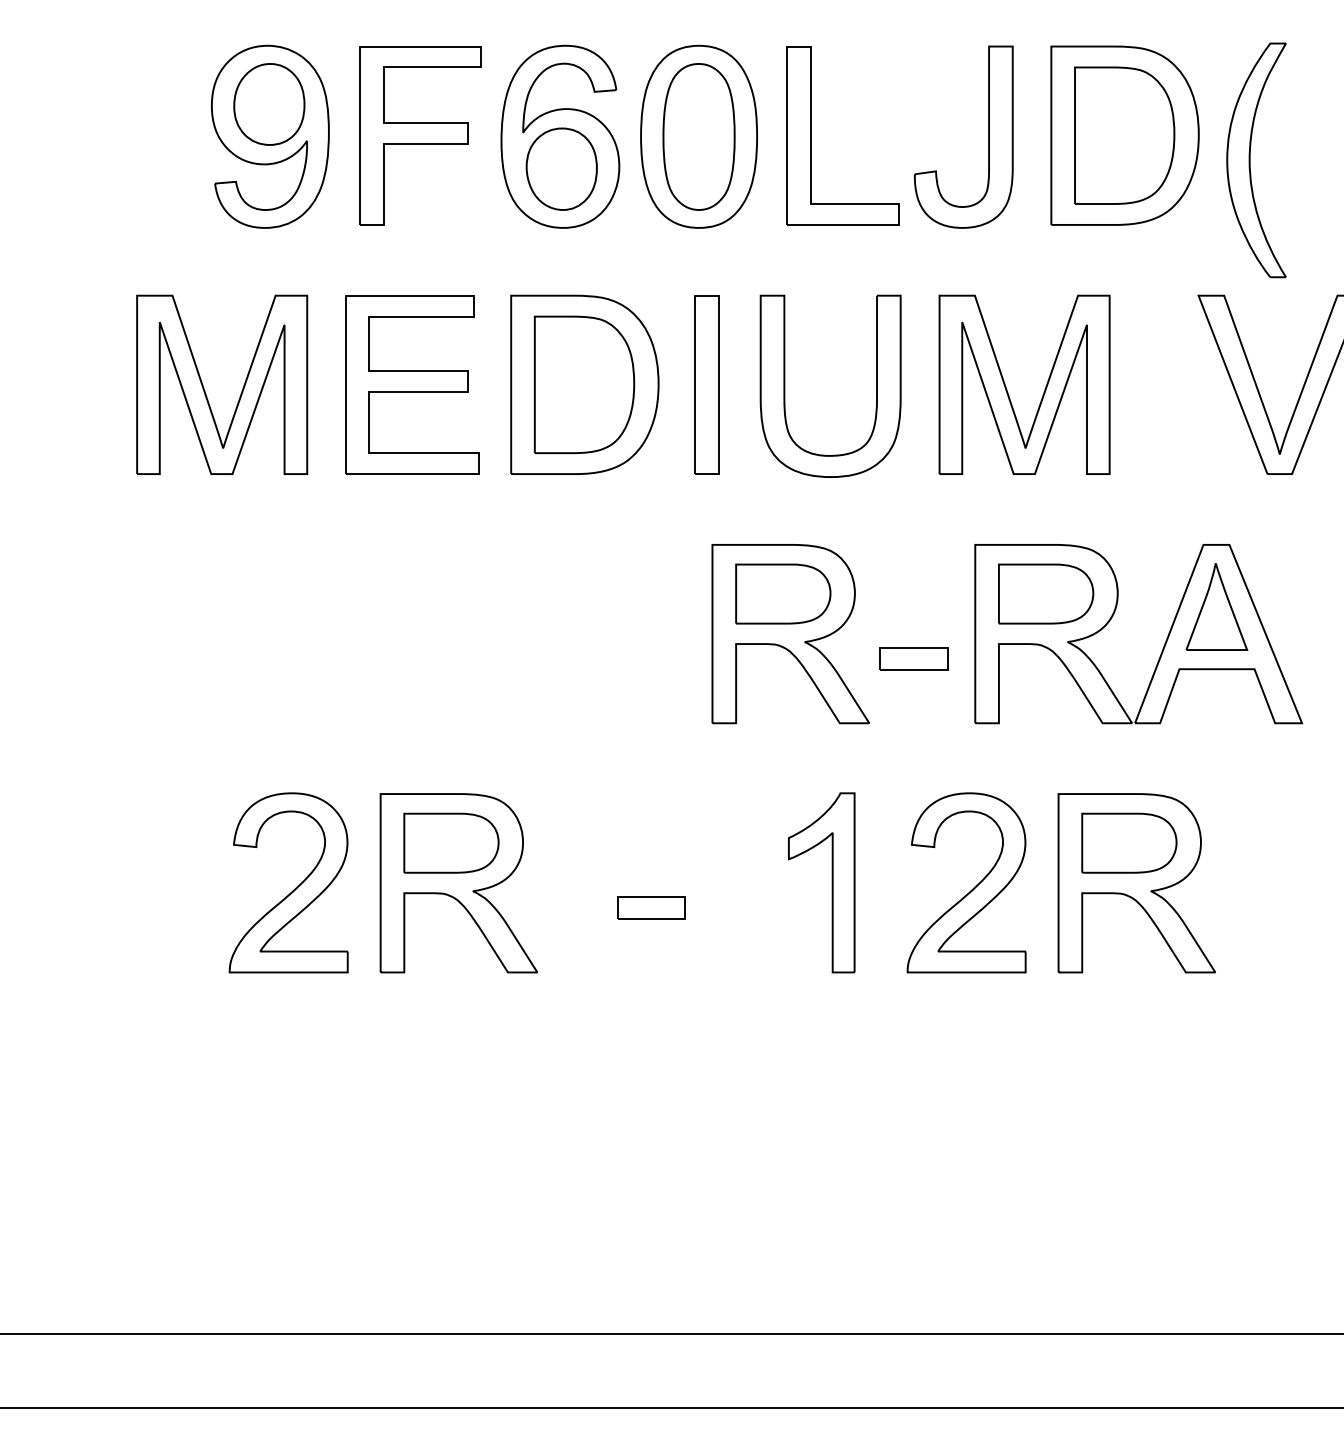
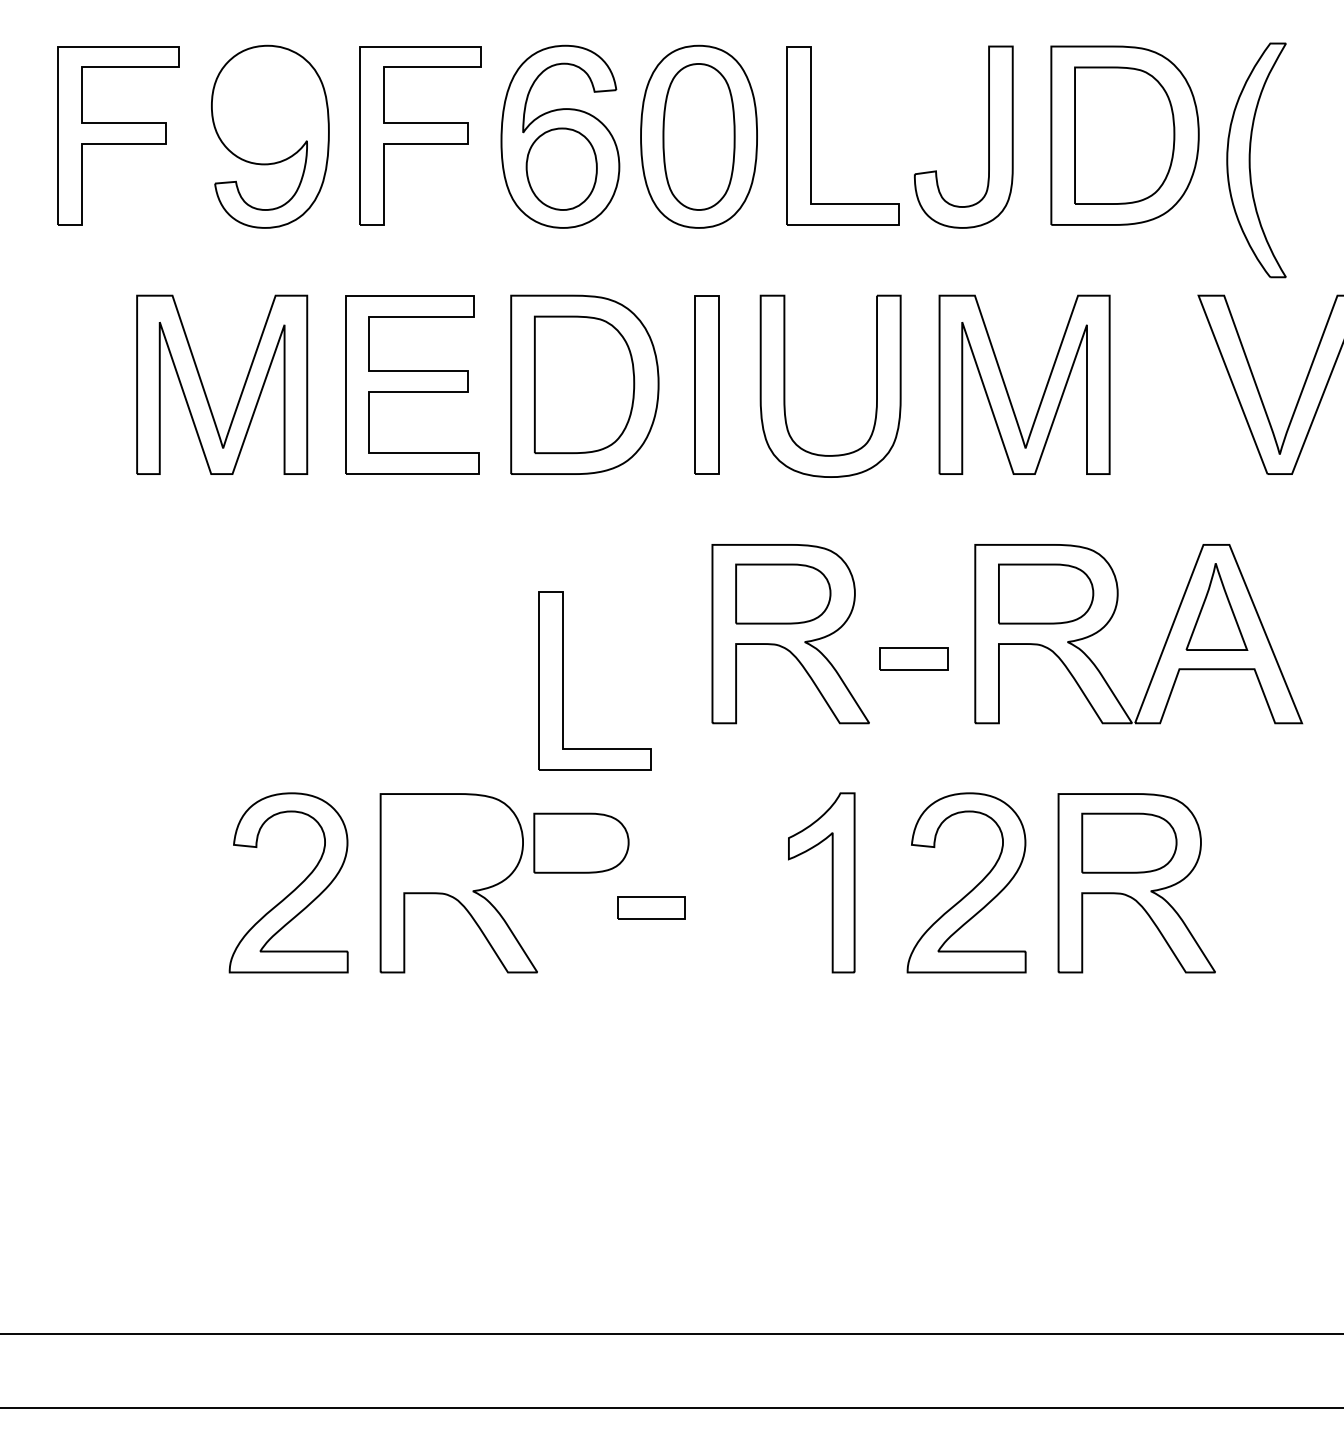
part: present -> none (269, 104)
part: none -> present (118, 135)
part: none -> present (563, 680)
part position: (451, 842) -> (581, 842) (581, 842)
